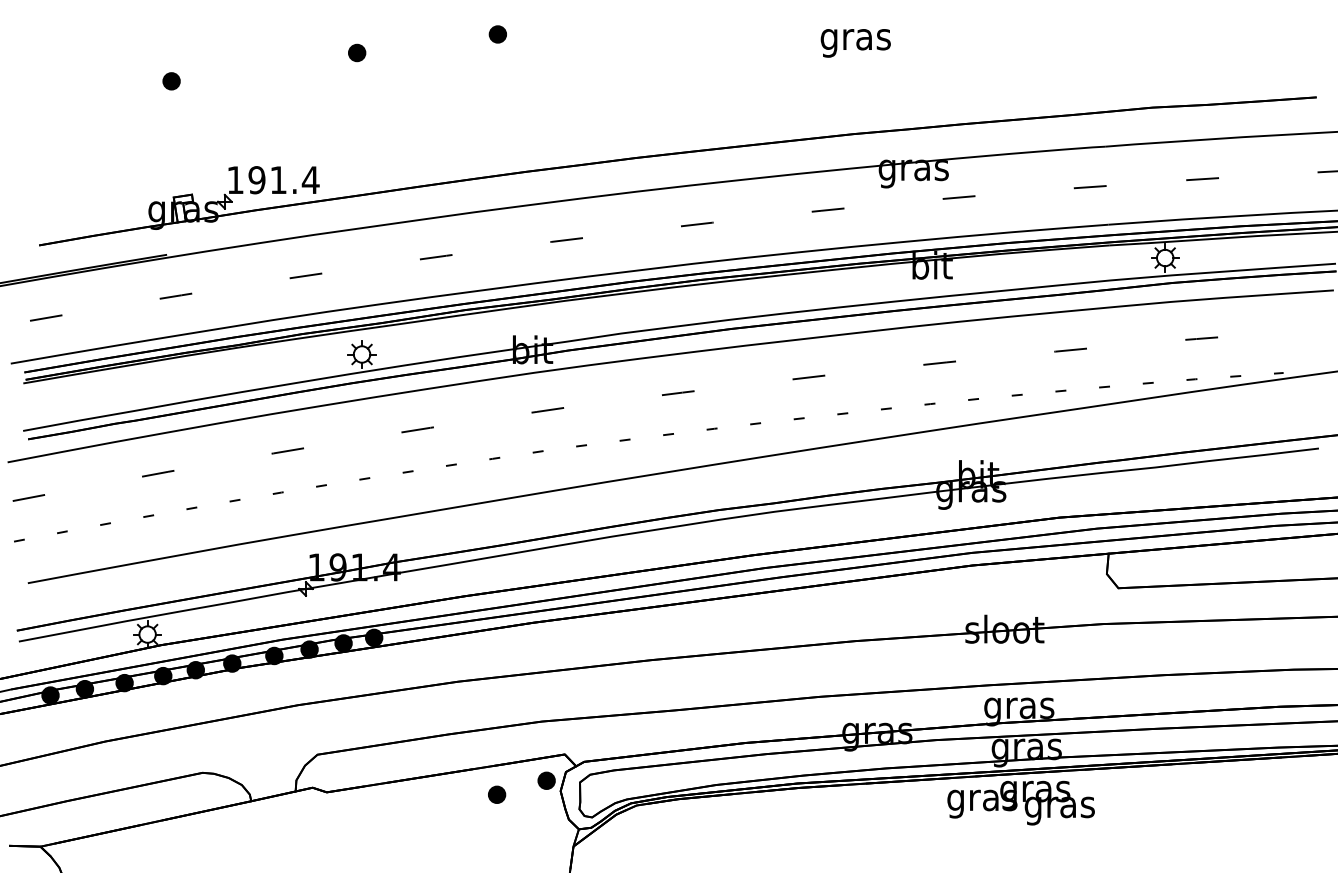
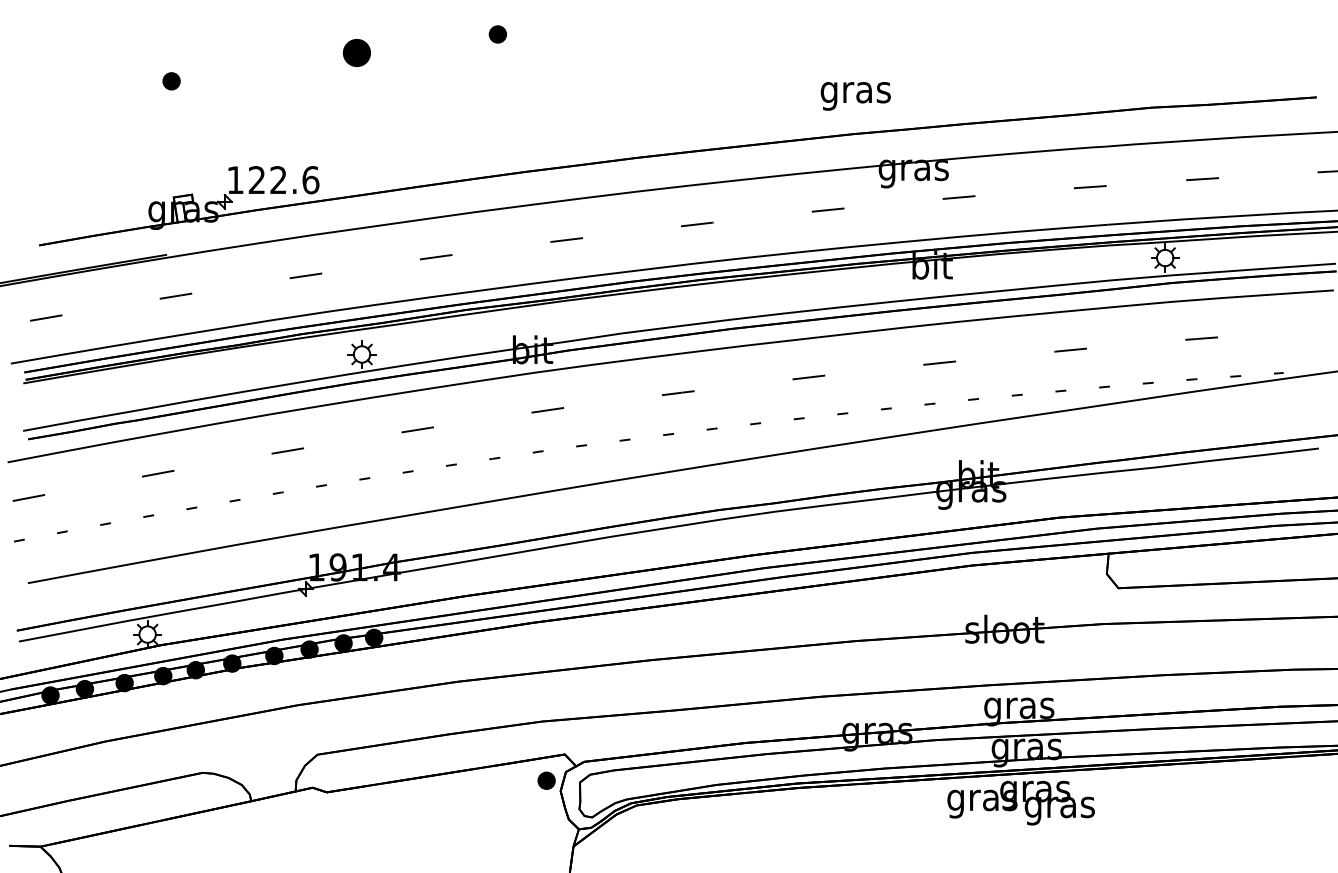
text position: (855, 43) -> (855, 96) (855, 96)
part size: 19x20 px -> 29x28 px (356, 52)
text: 191.4 -> 122.6 (283, 180)
part: present -> none (497, 794)
